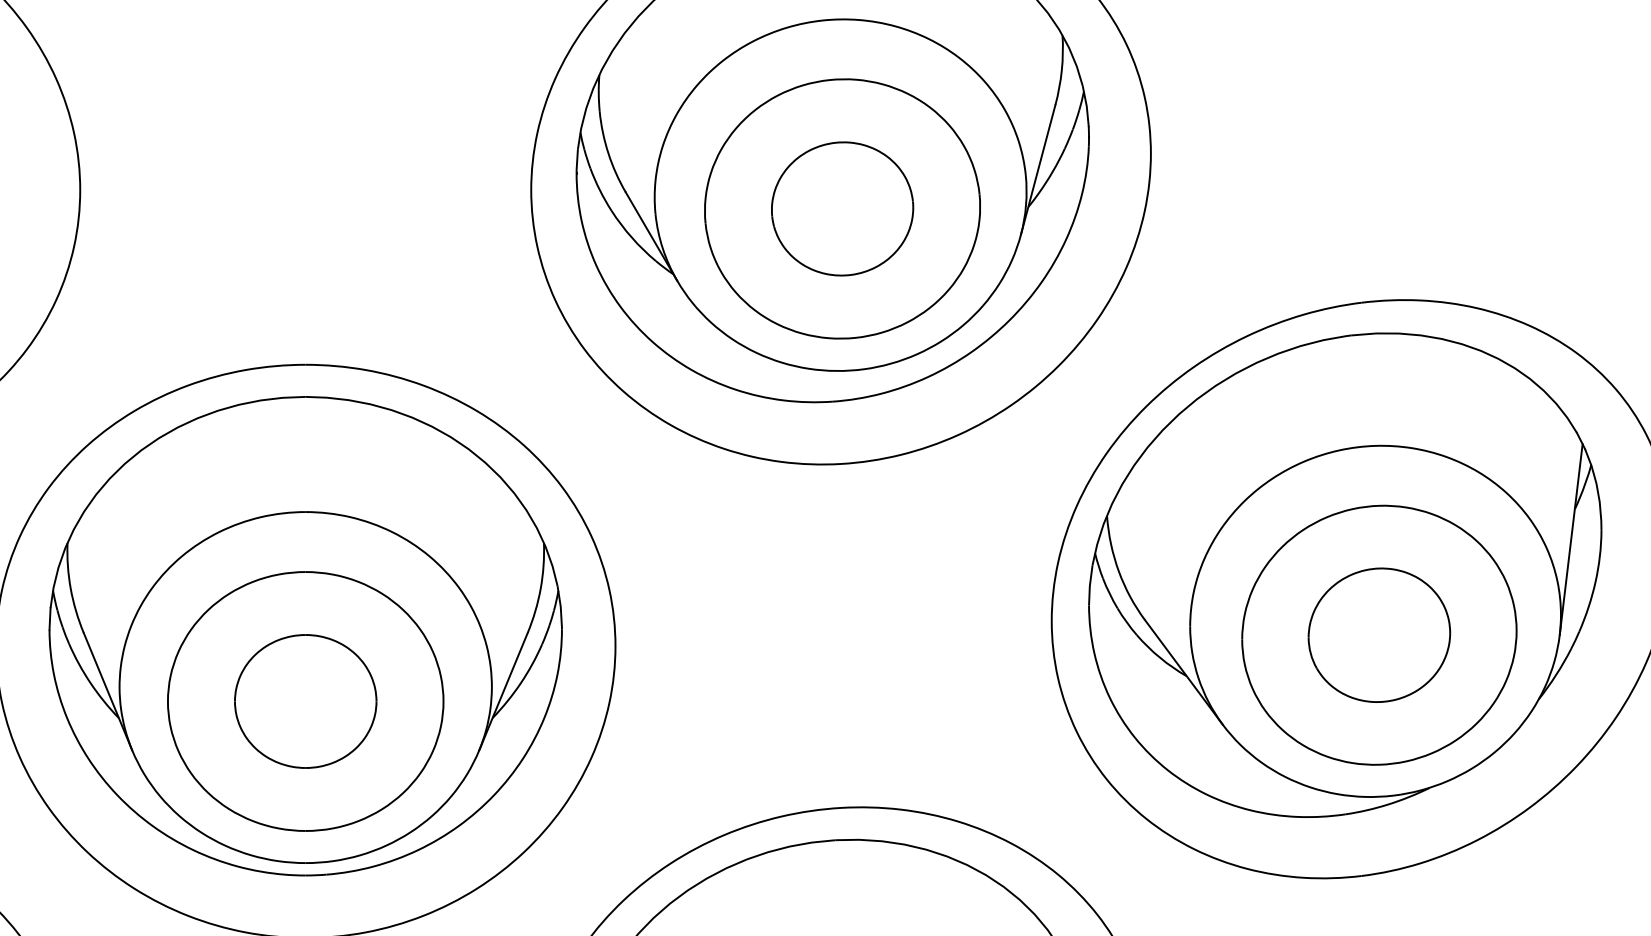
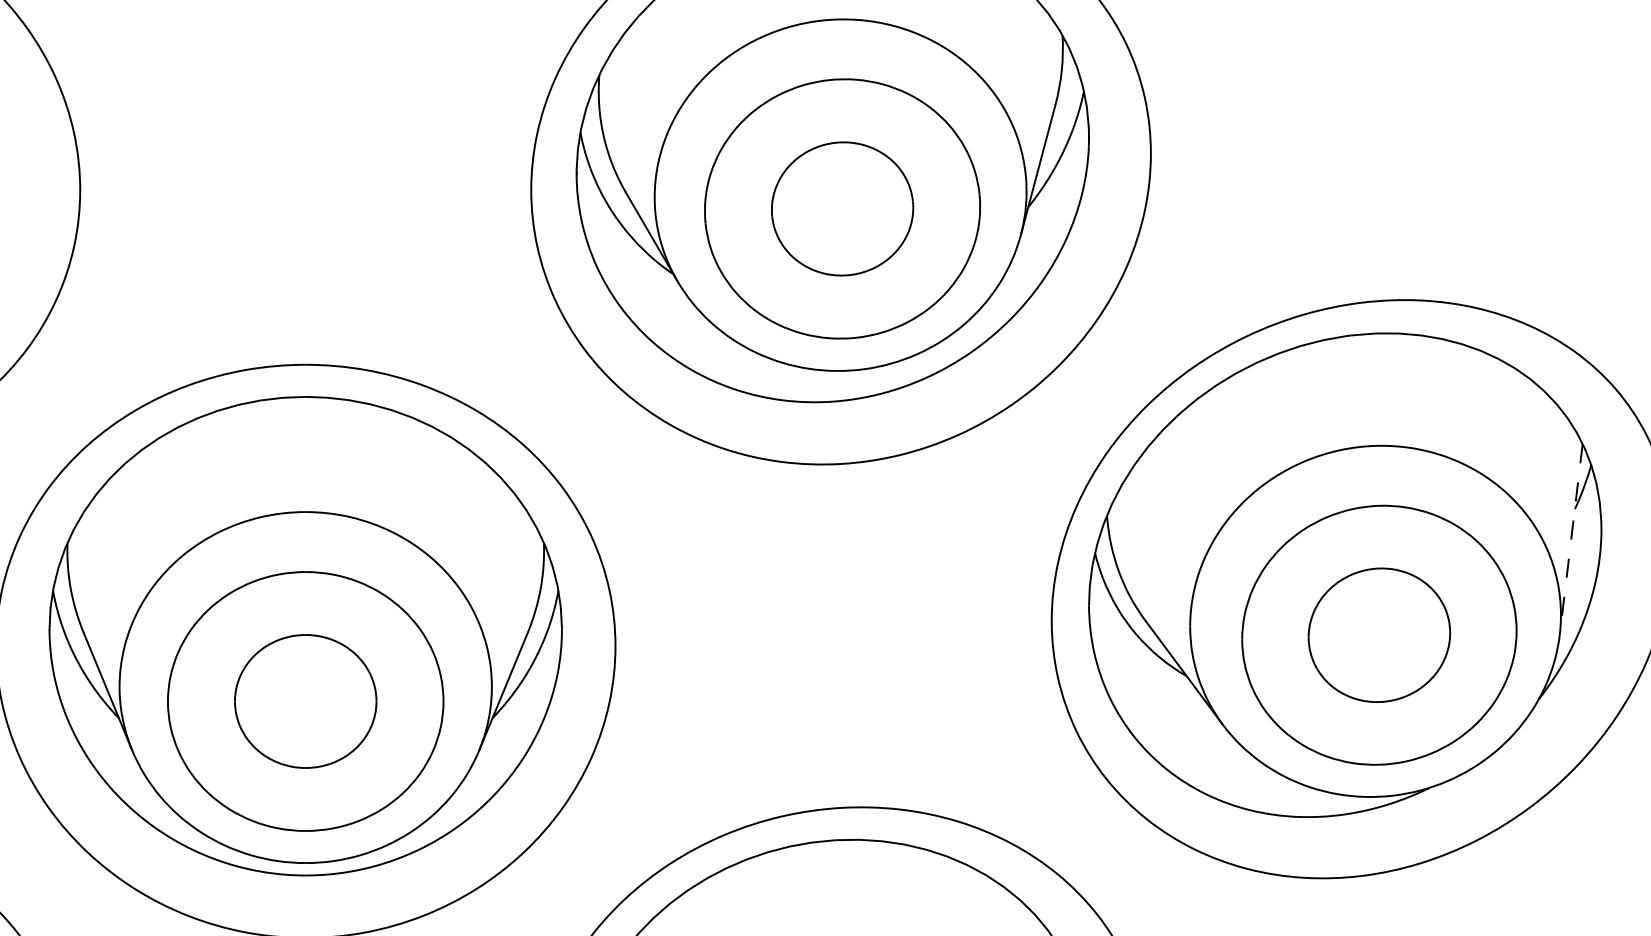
line: solid -> dashed (1571, 539)
